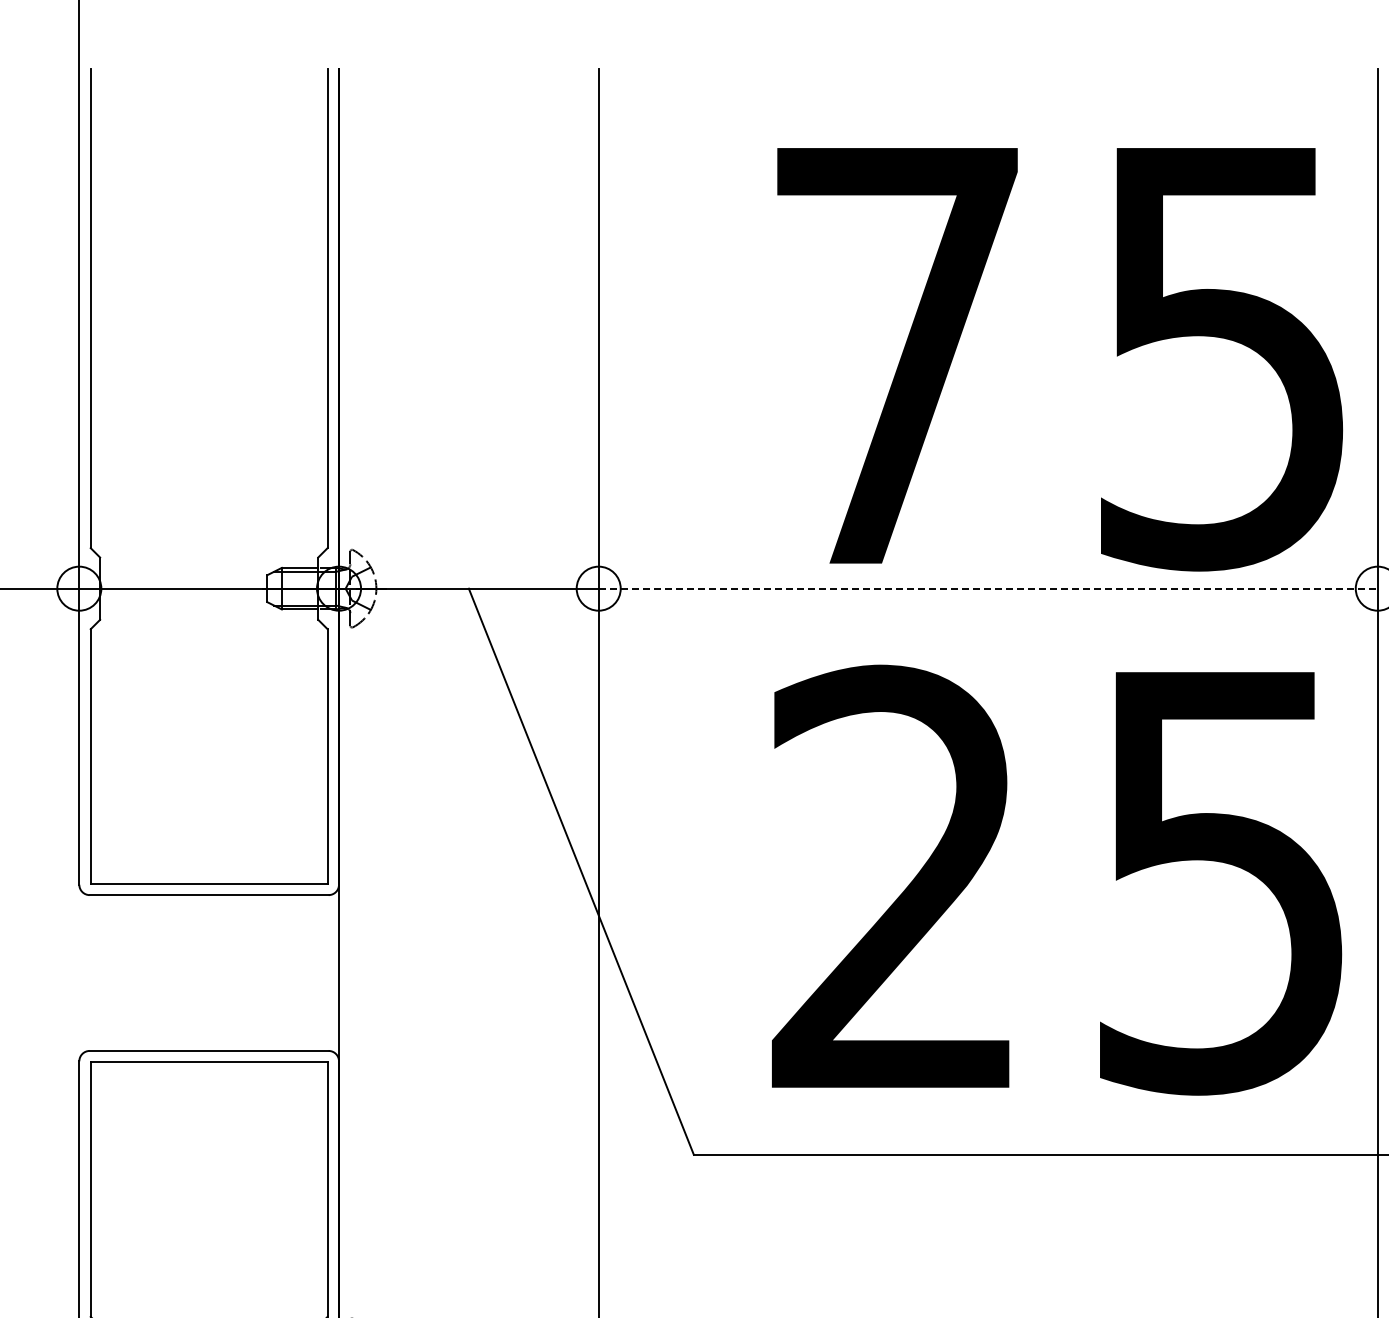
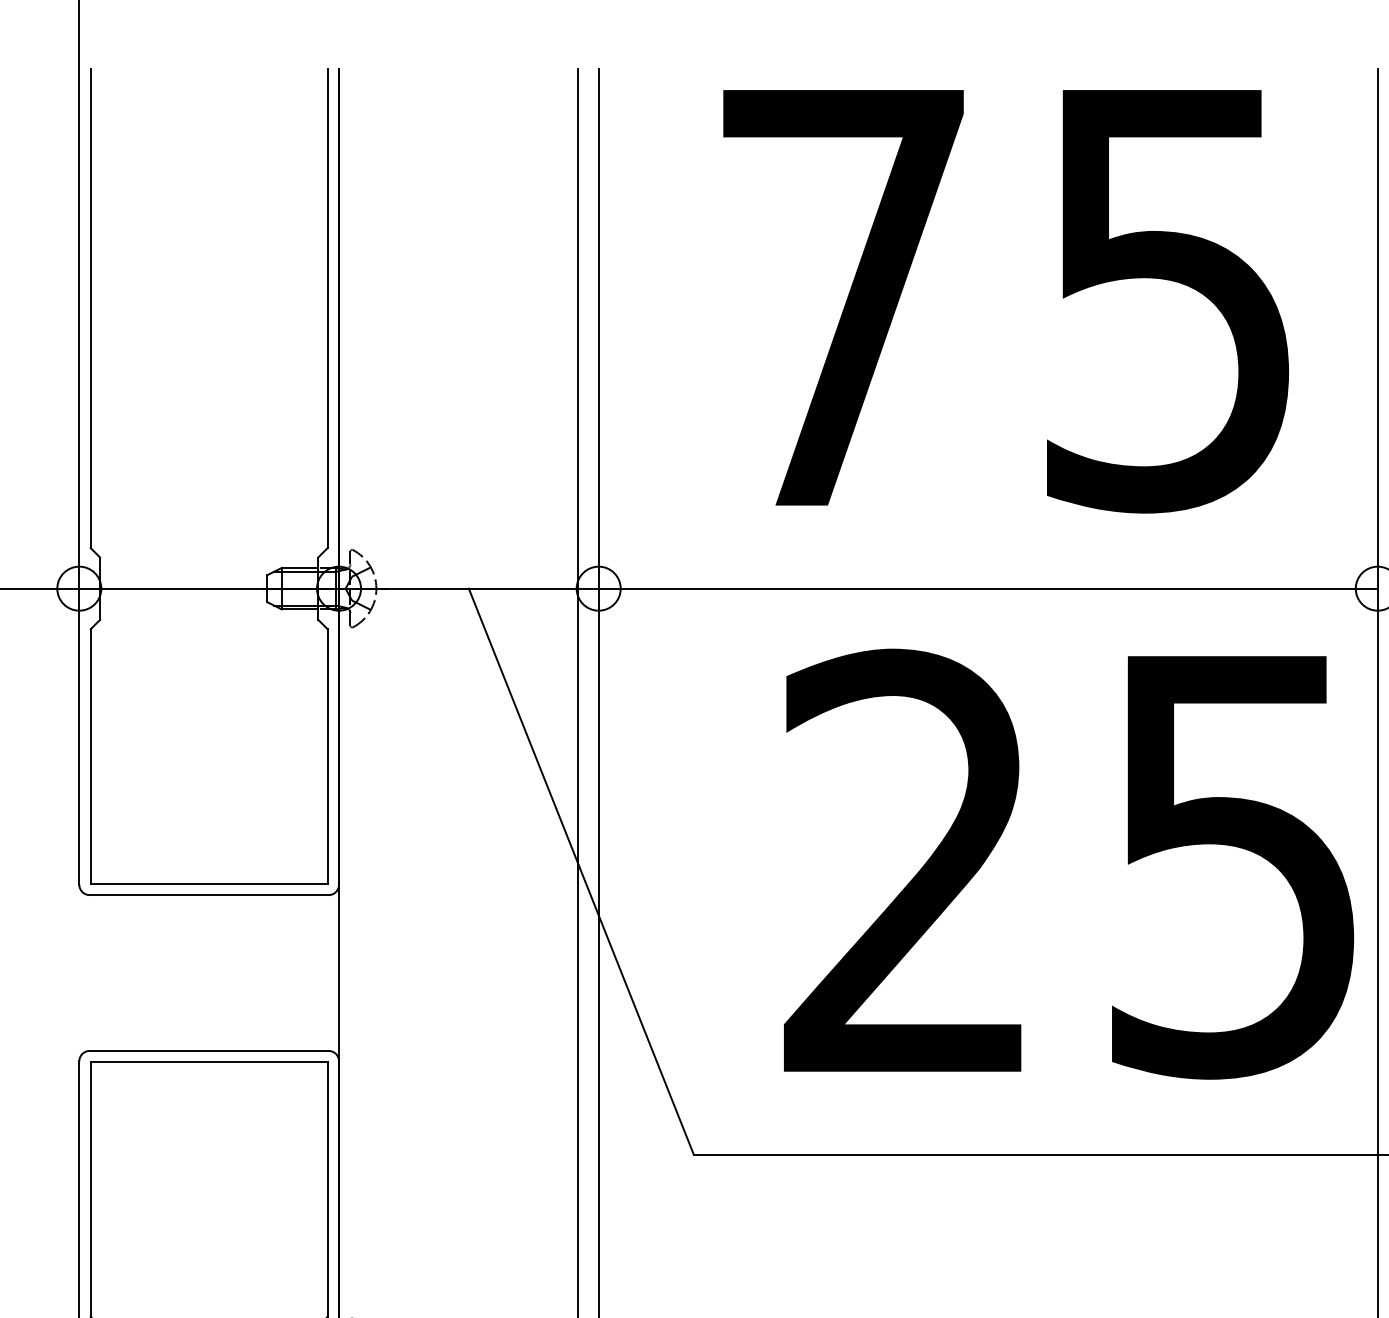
text position: (1059, 359) -> (1005, 301) (1005, 301)
line: dashed -> solid (988, 588)
line: none -> present (577, 691)
text position: (1057, 879) -> (1069, 863) (1069, 863)
